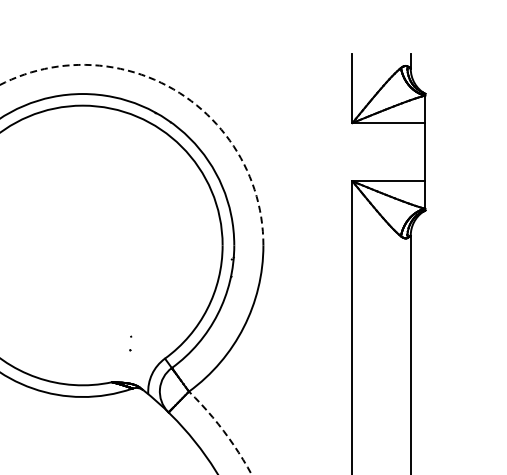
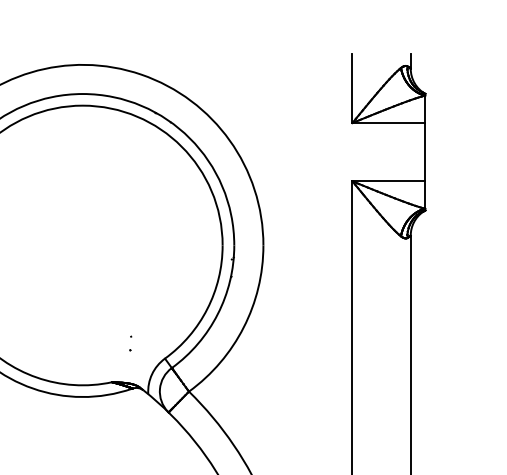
arc: dashed -> solid (175, 90)
arc: dashed -> solid (223, 431)
